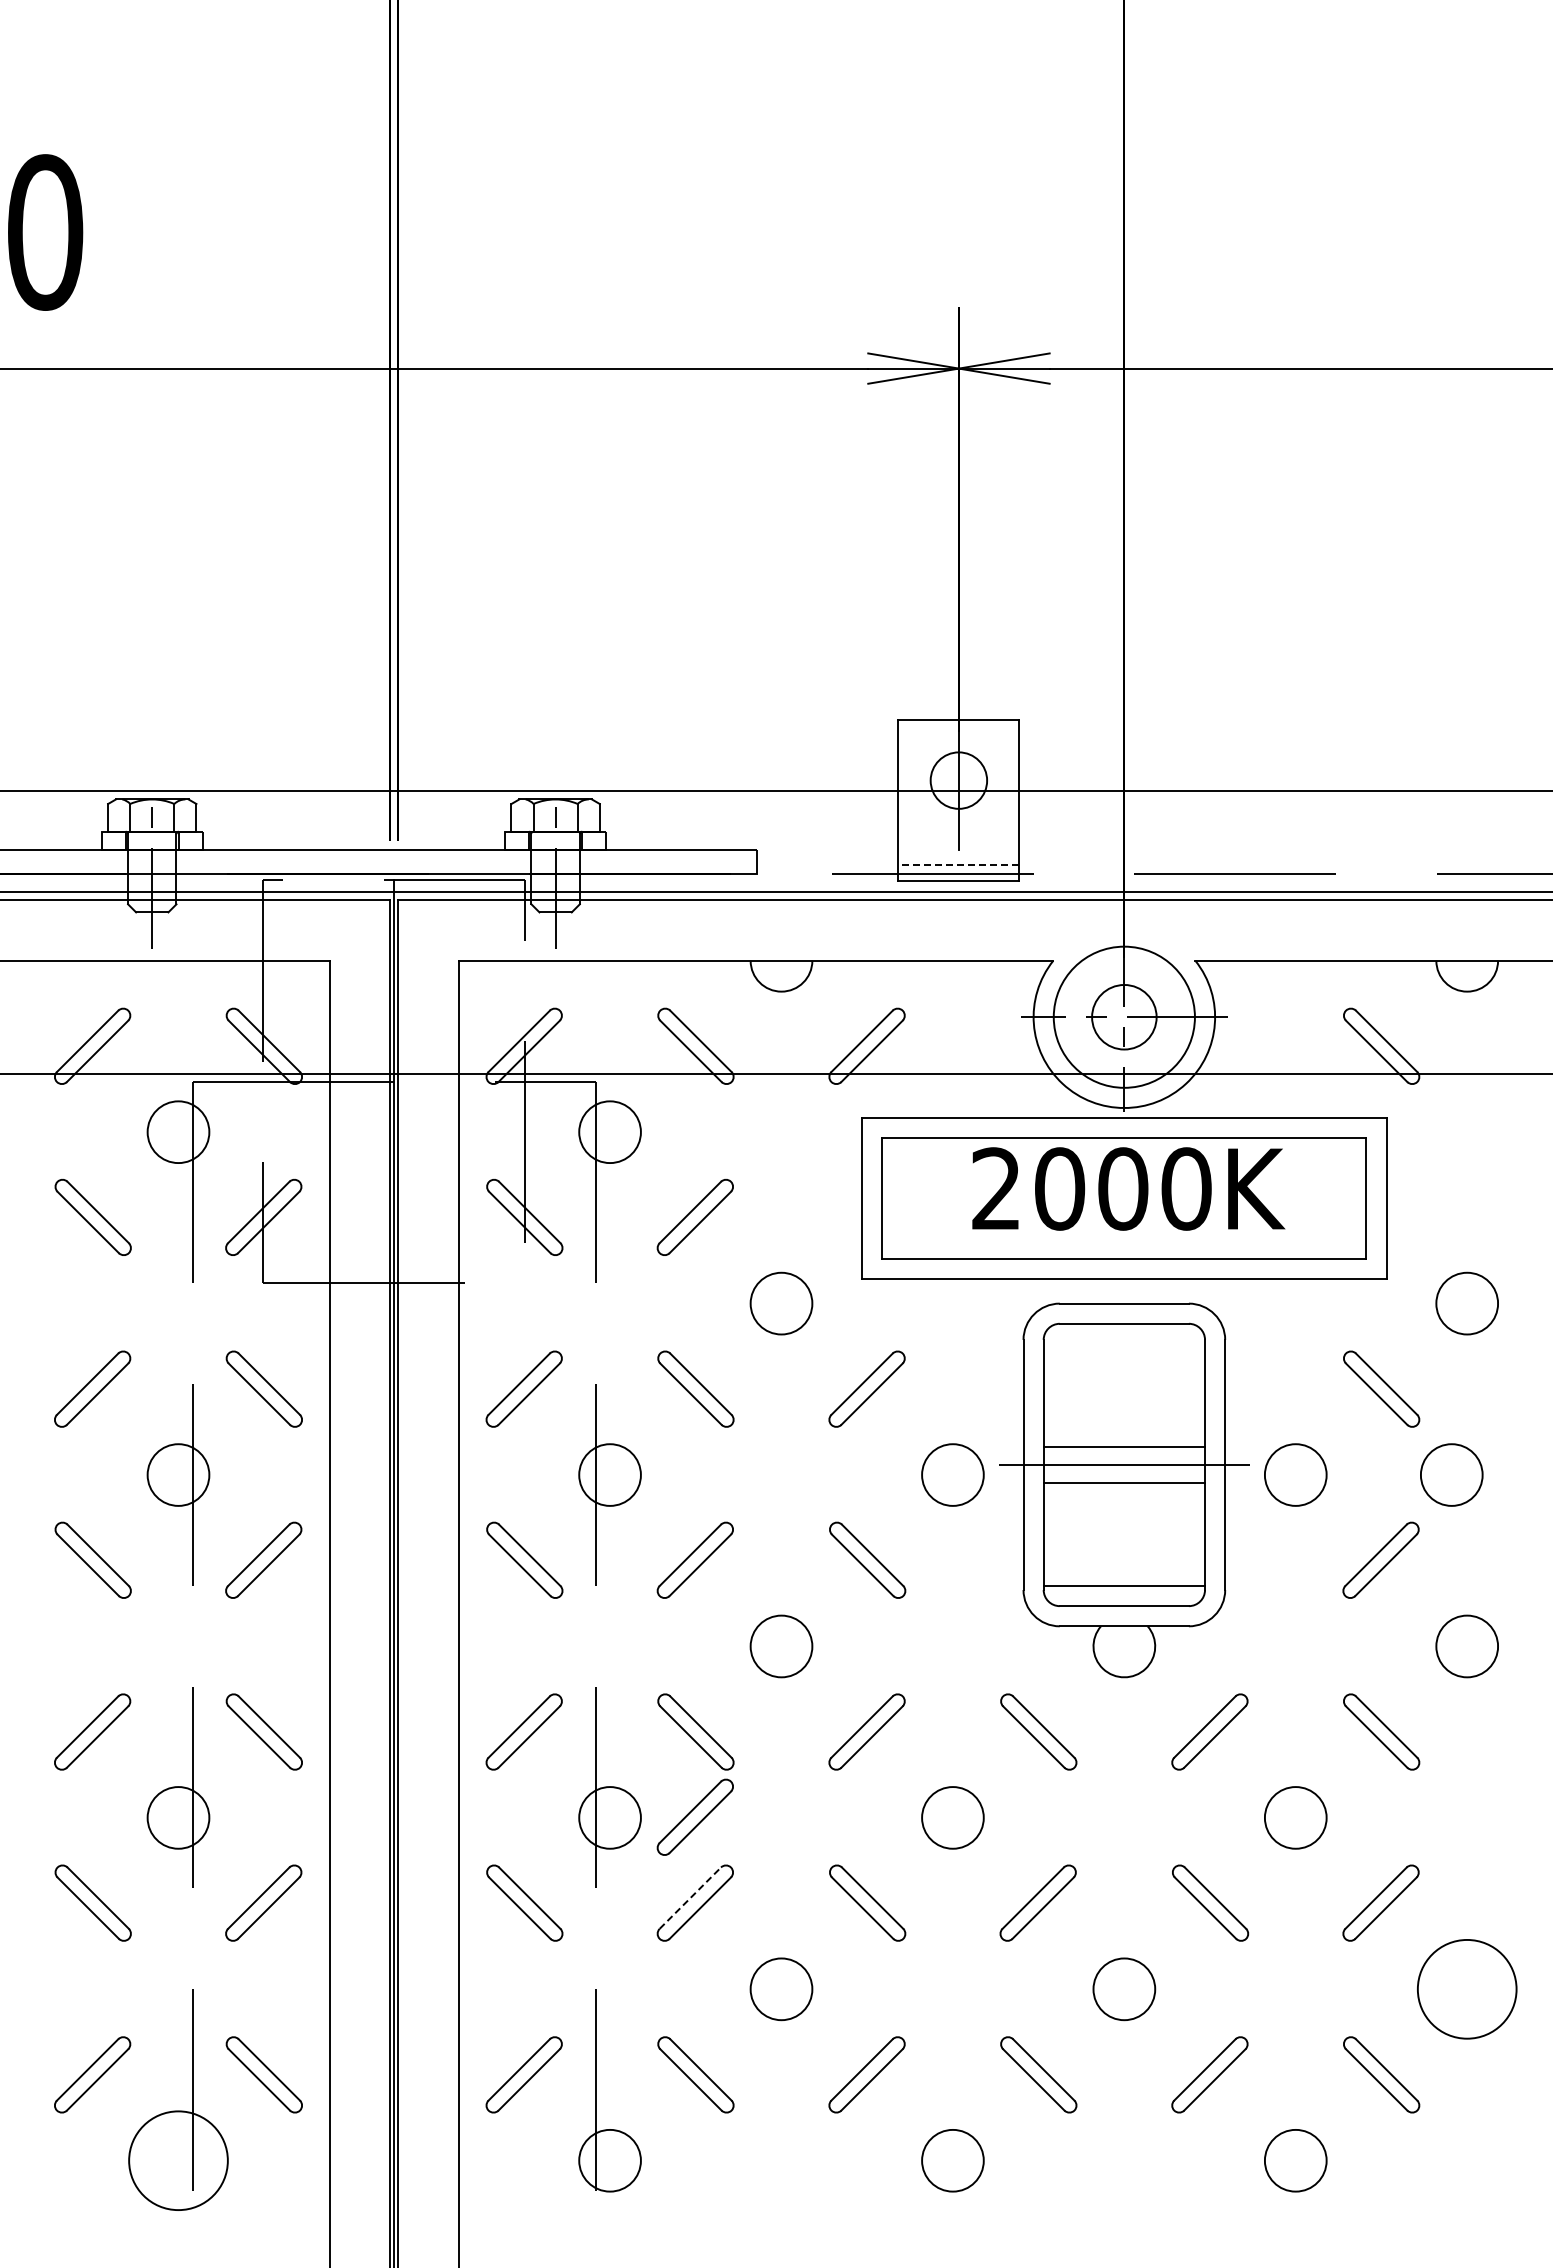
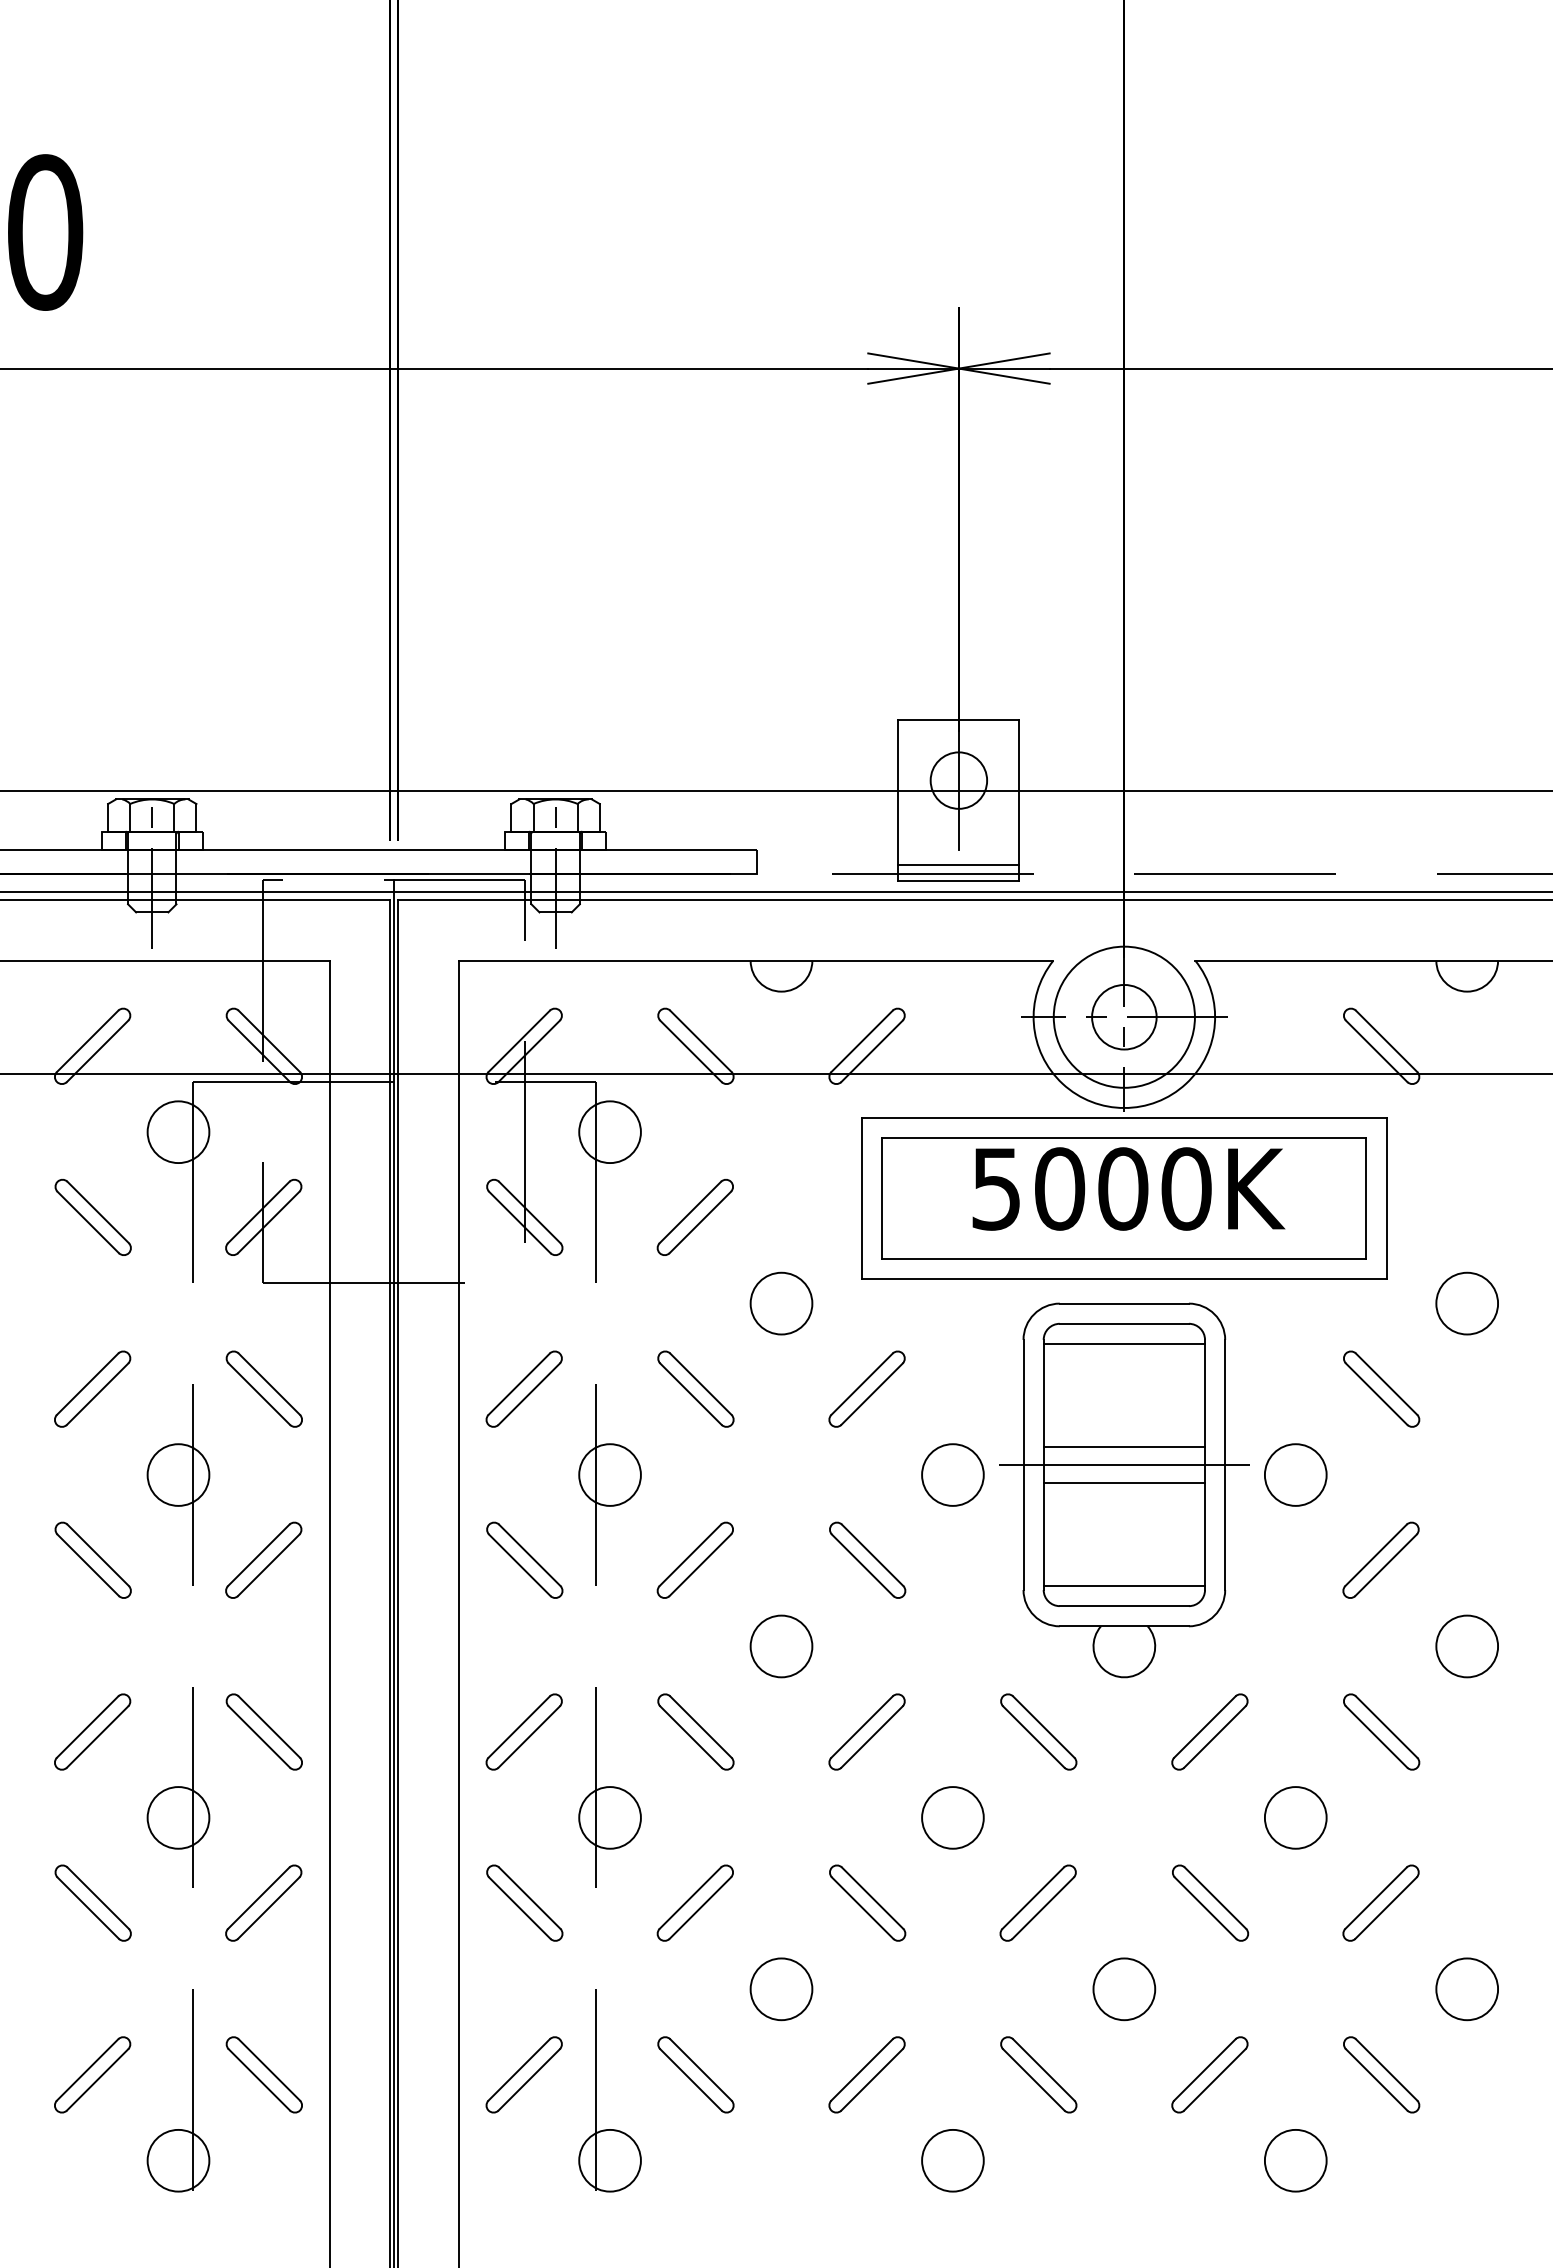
line: dashed -> solid (958, 865)
text: 2000K -> 5000K (995, 1188)
line: none -> present (1124, 1343)
circle: present -> none (1451, 1474)
part: present -> none (694, 1816)
line: dashed -> solid (690, 1897)
circle diameter: 99 px -> 62 px (1467, 1989)
circle diameter: 99 px -> 62 px (178, 2160)
